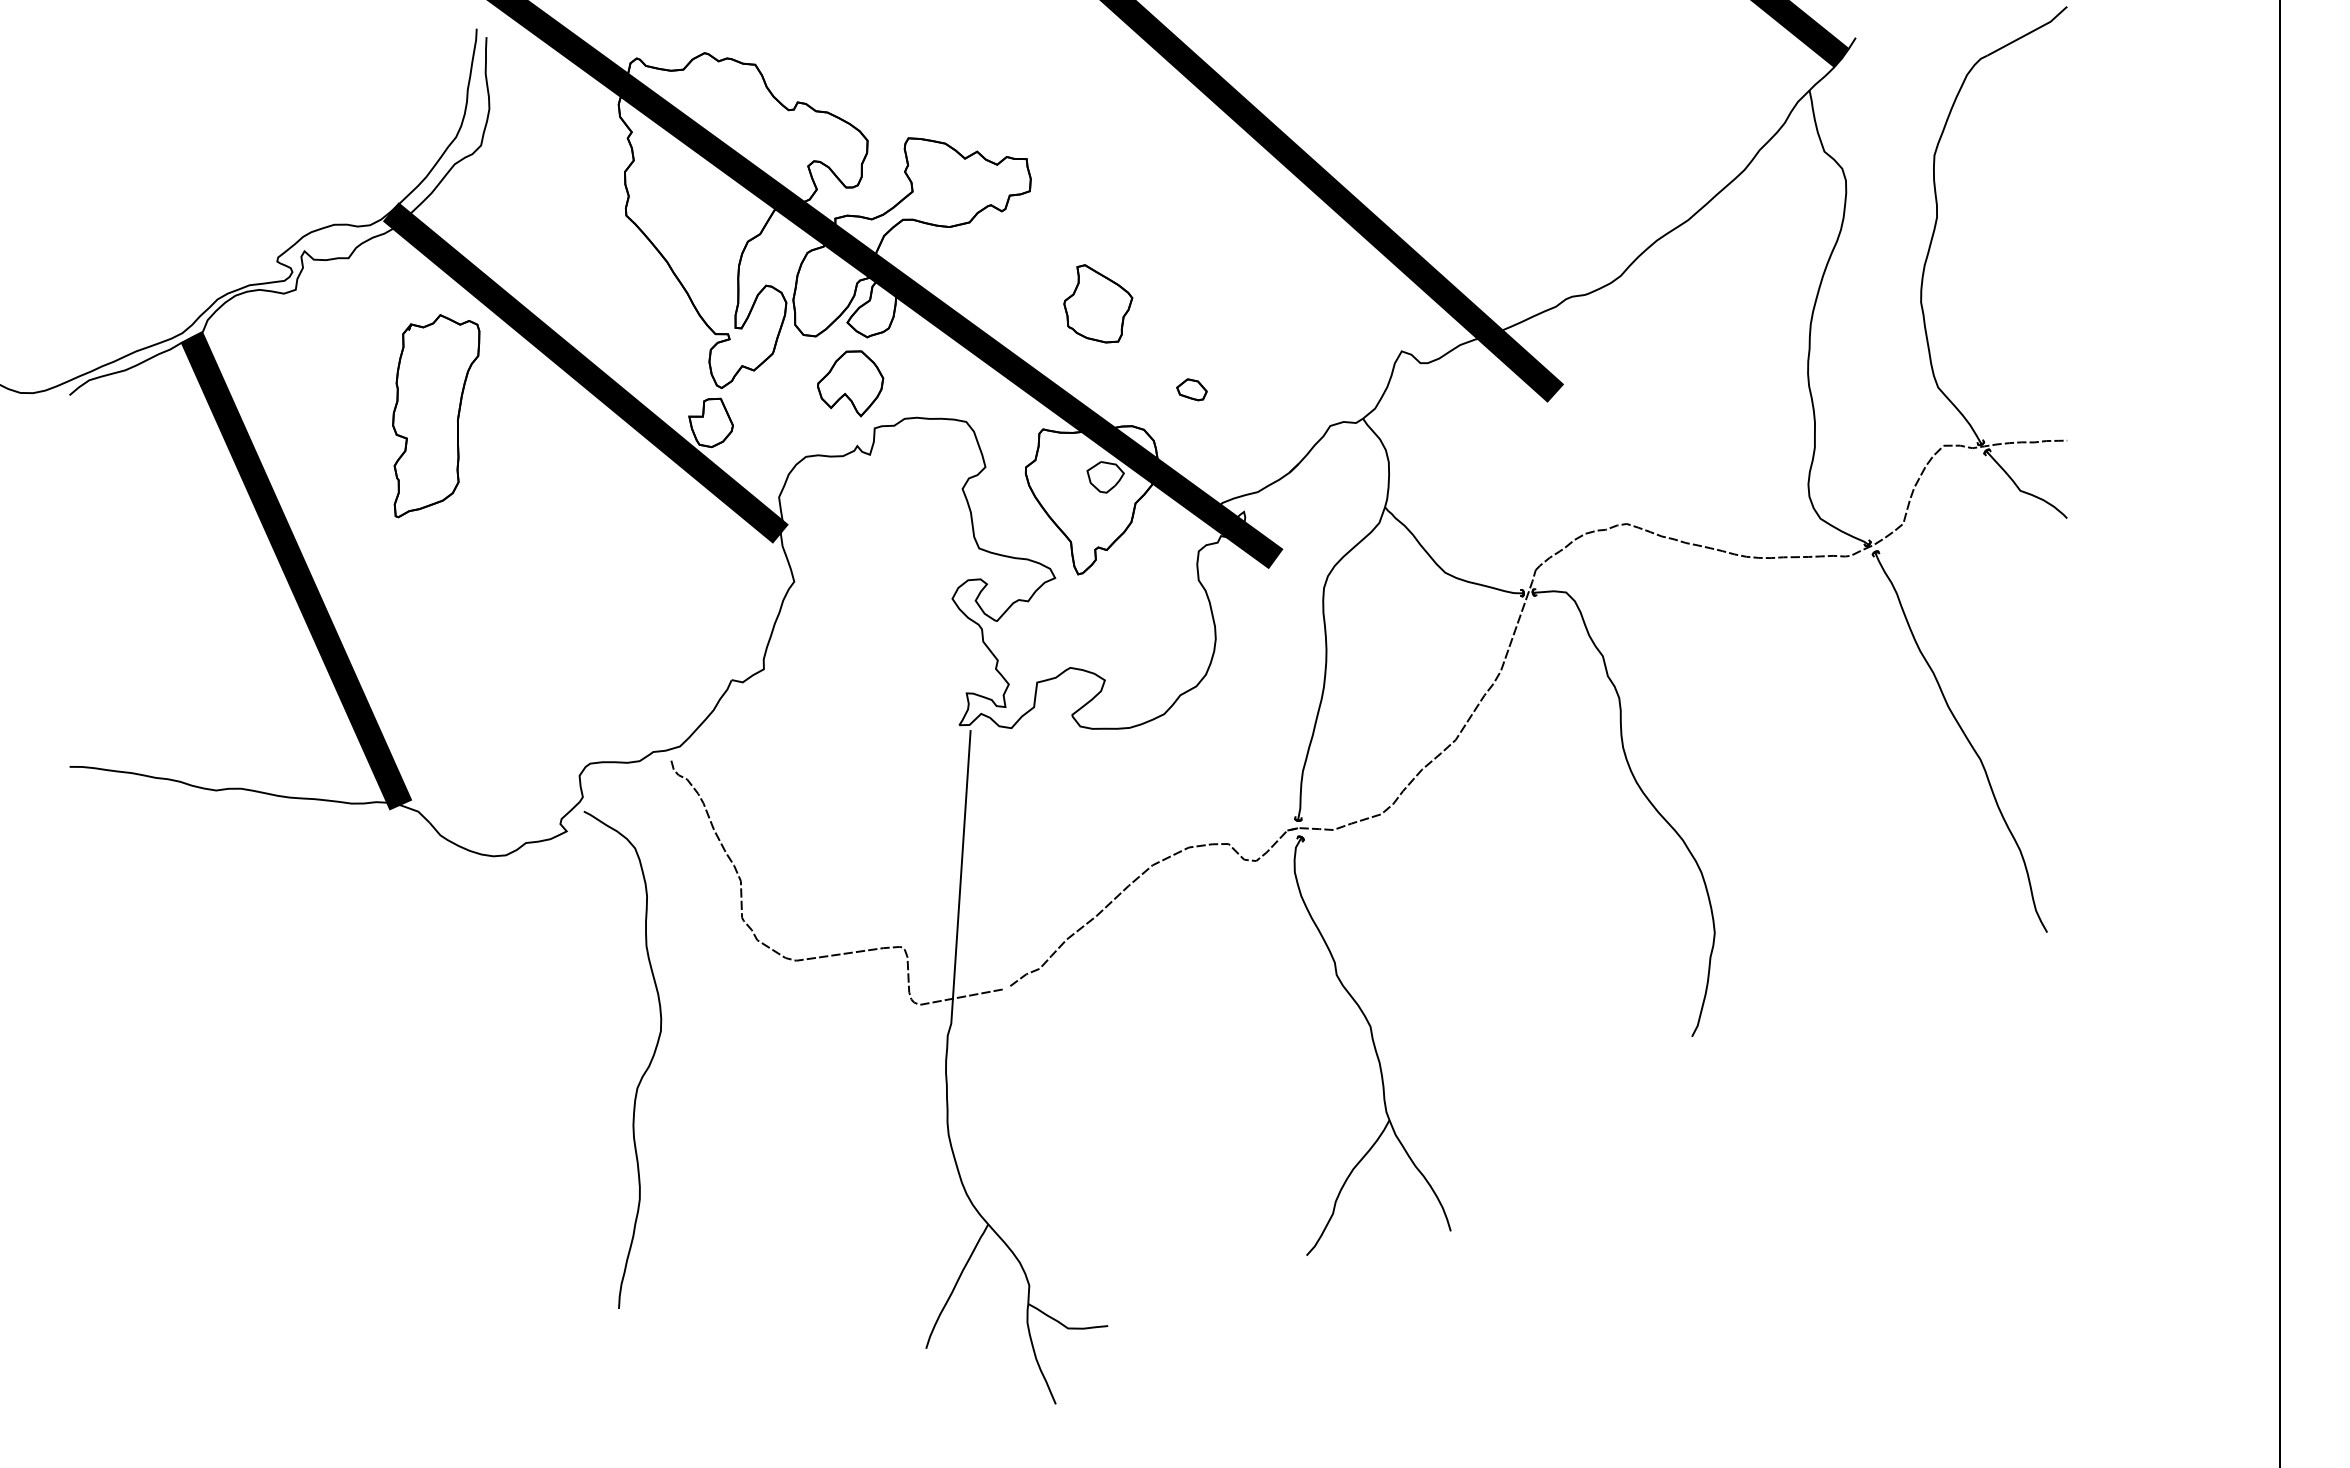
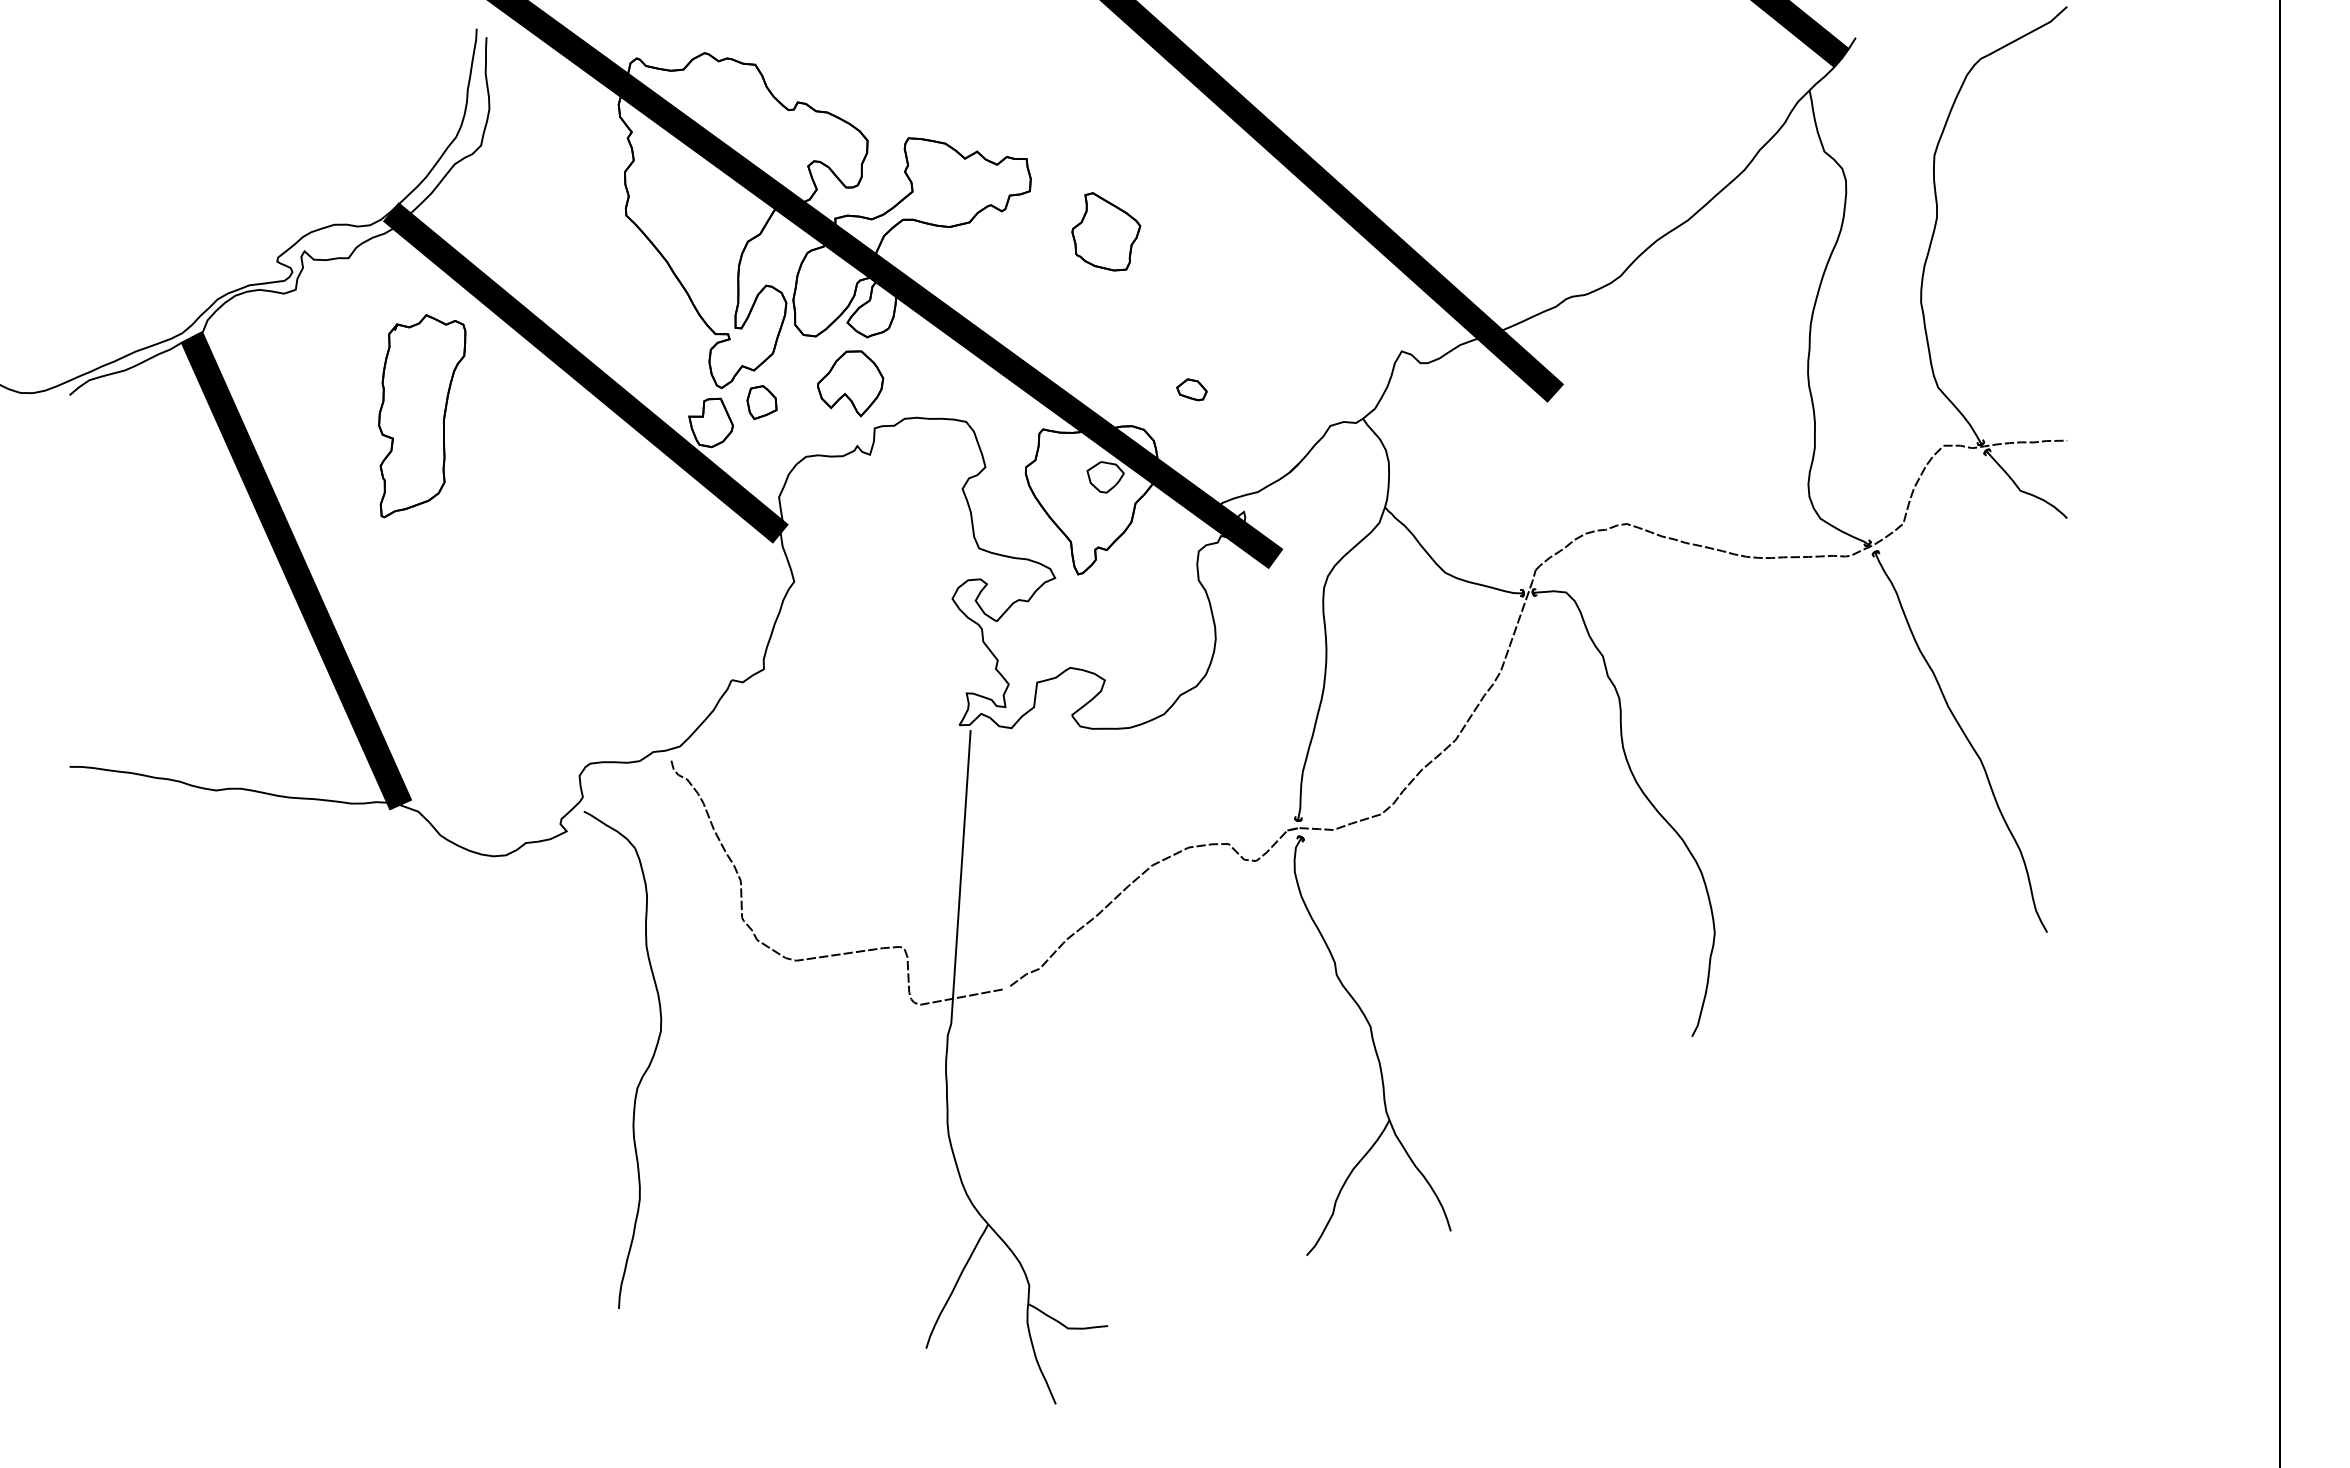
part position: (1098, 303) -> (1106, 231) (1106, 231)
part: none -> present (761, 402)
part position: (436, 416) -> (422, 416) (422, 416)
